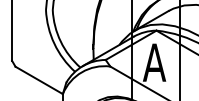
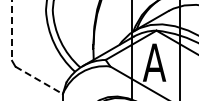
line: solid -> dashed (12, 30)
line: solid -> dashed (39, 80)
